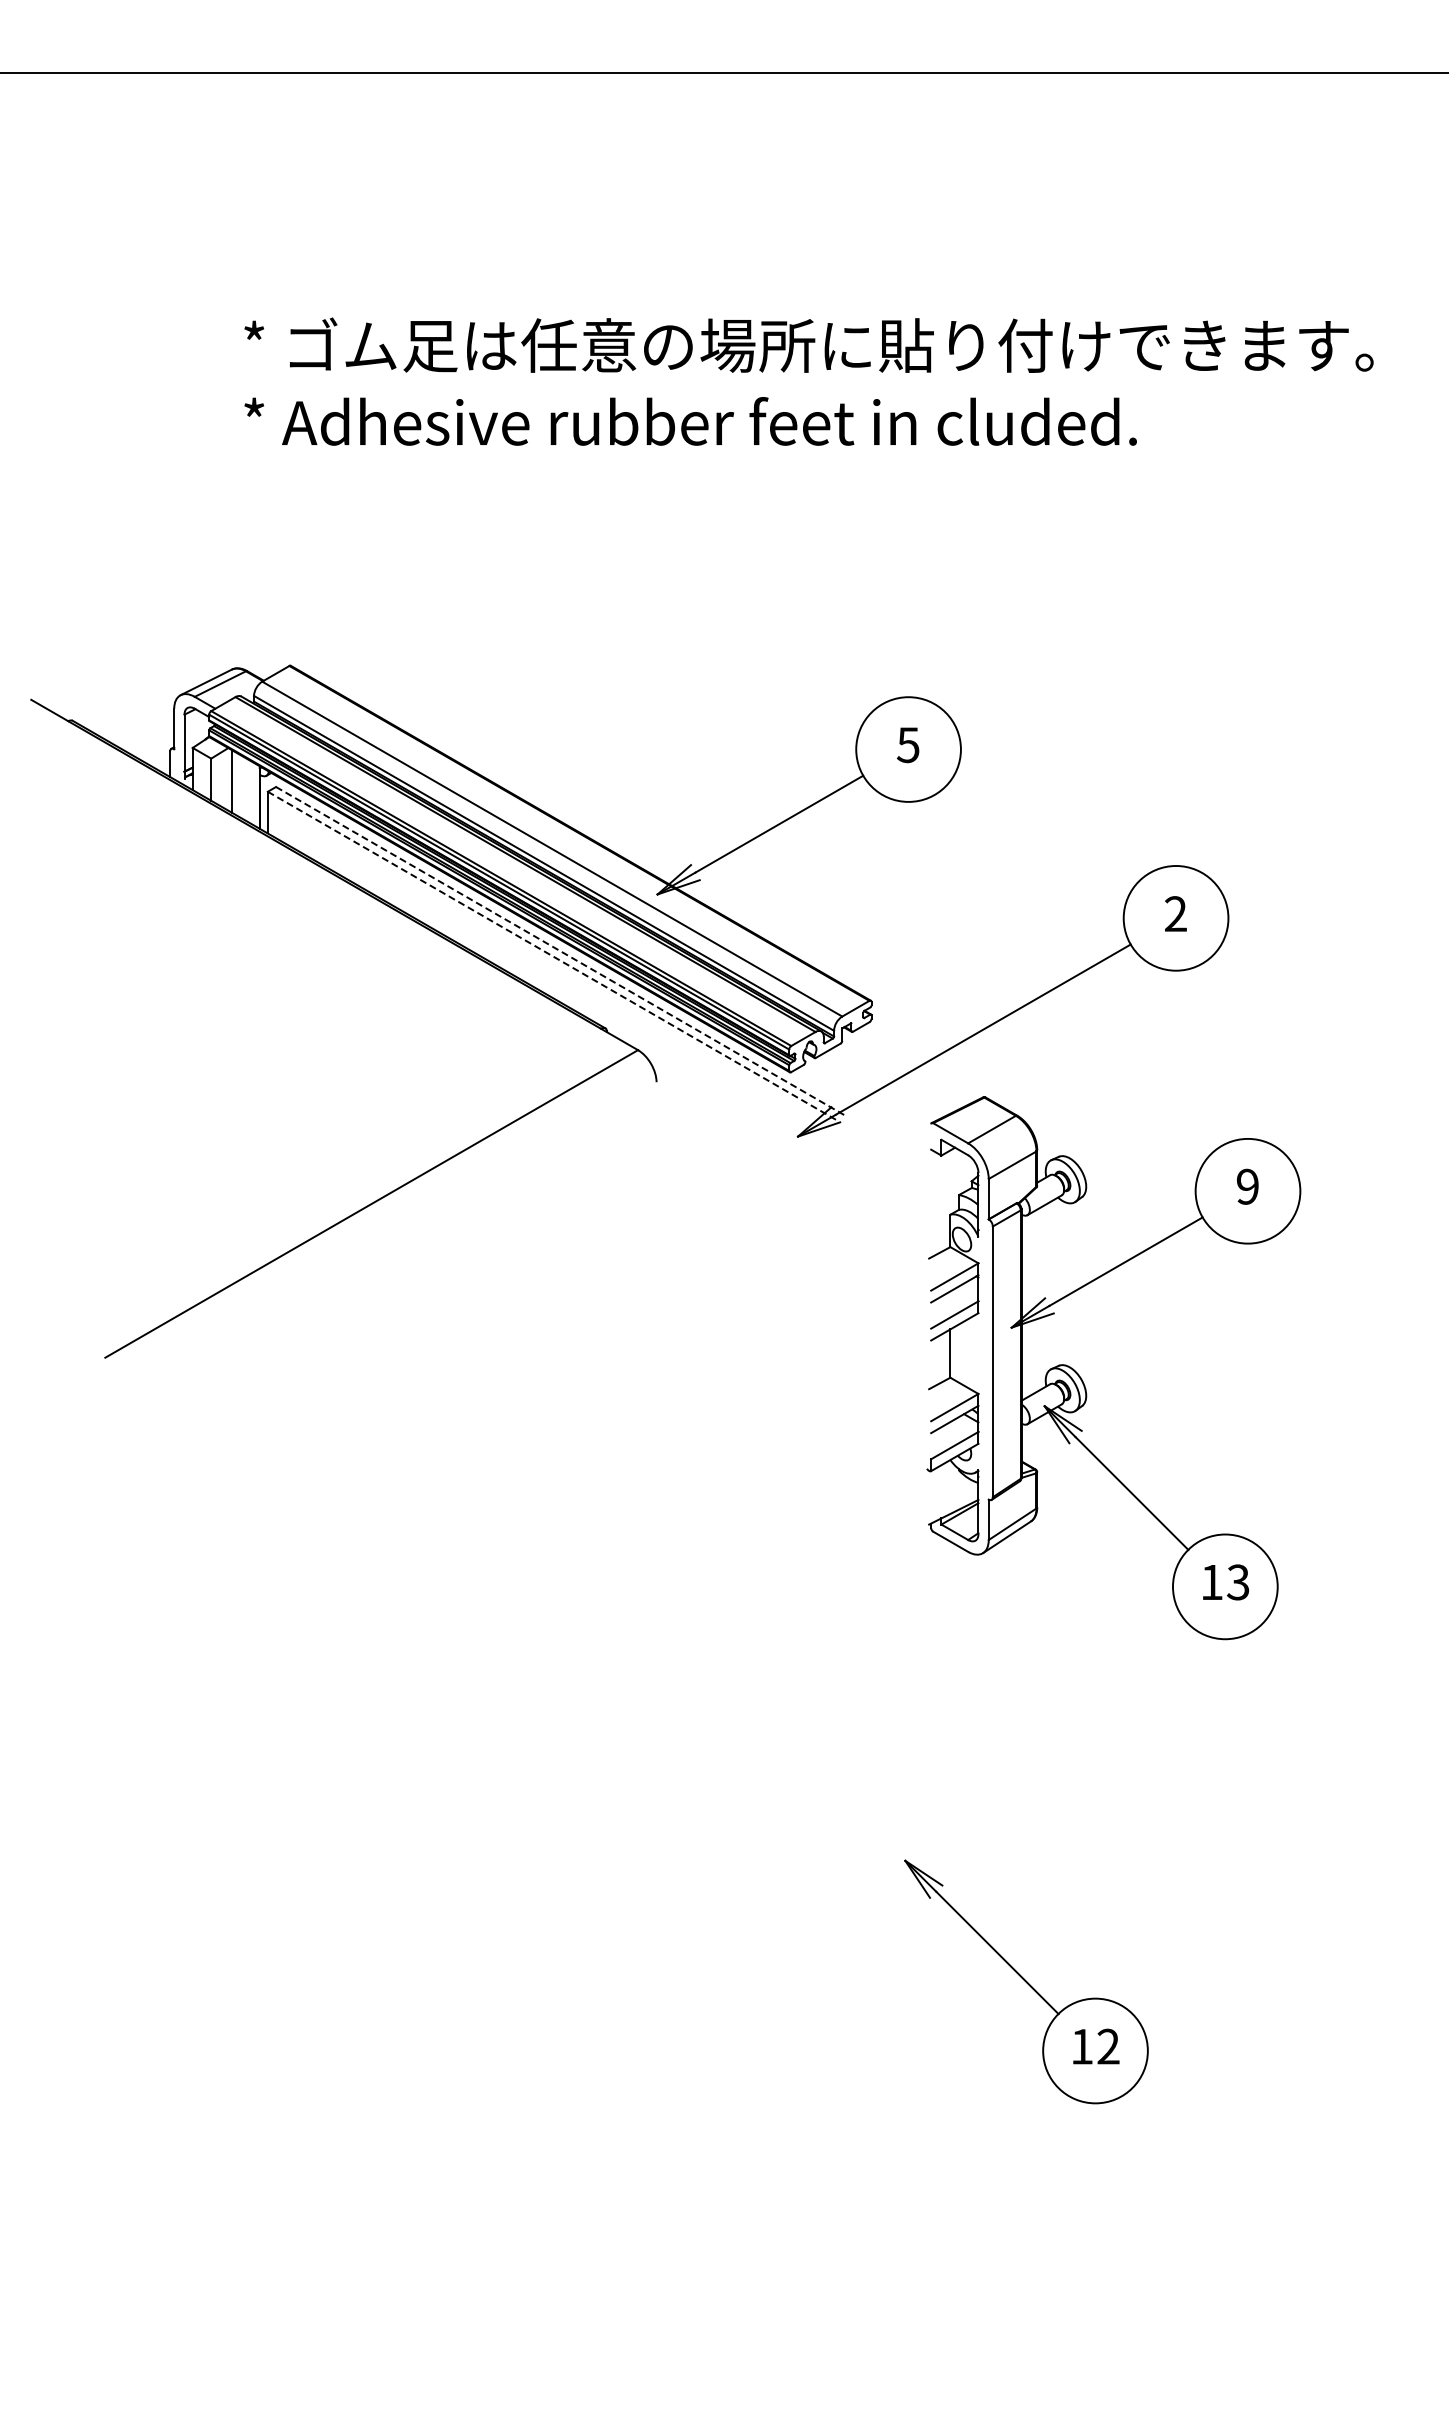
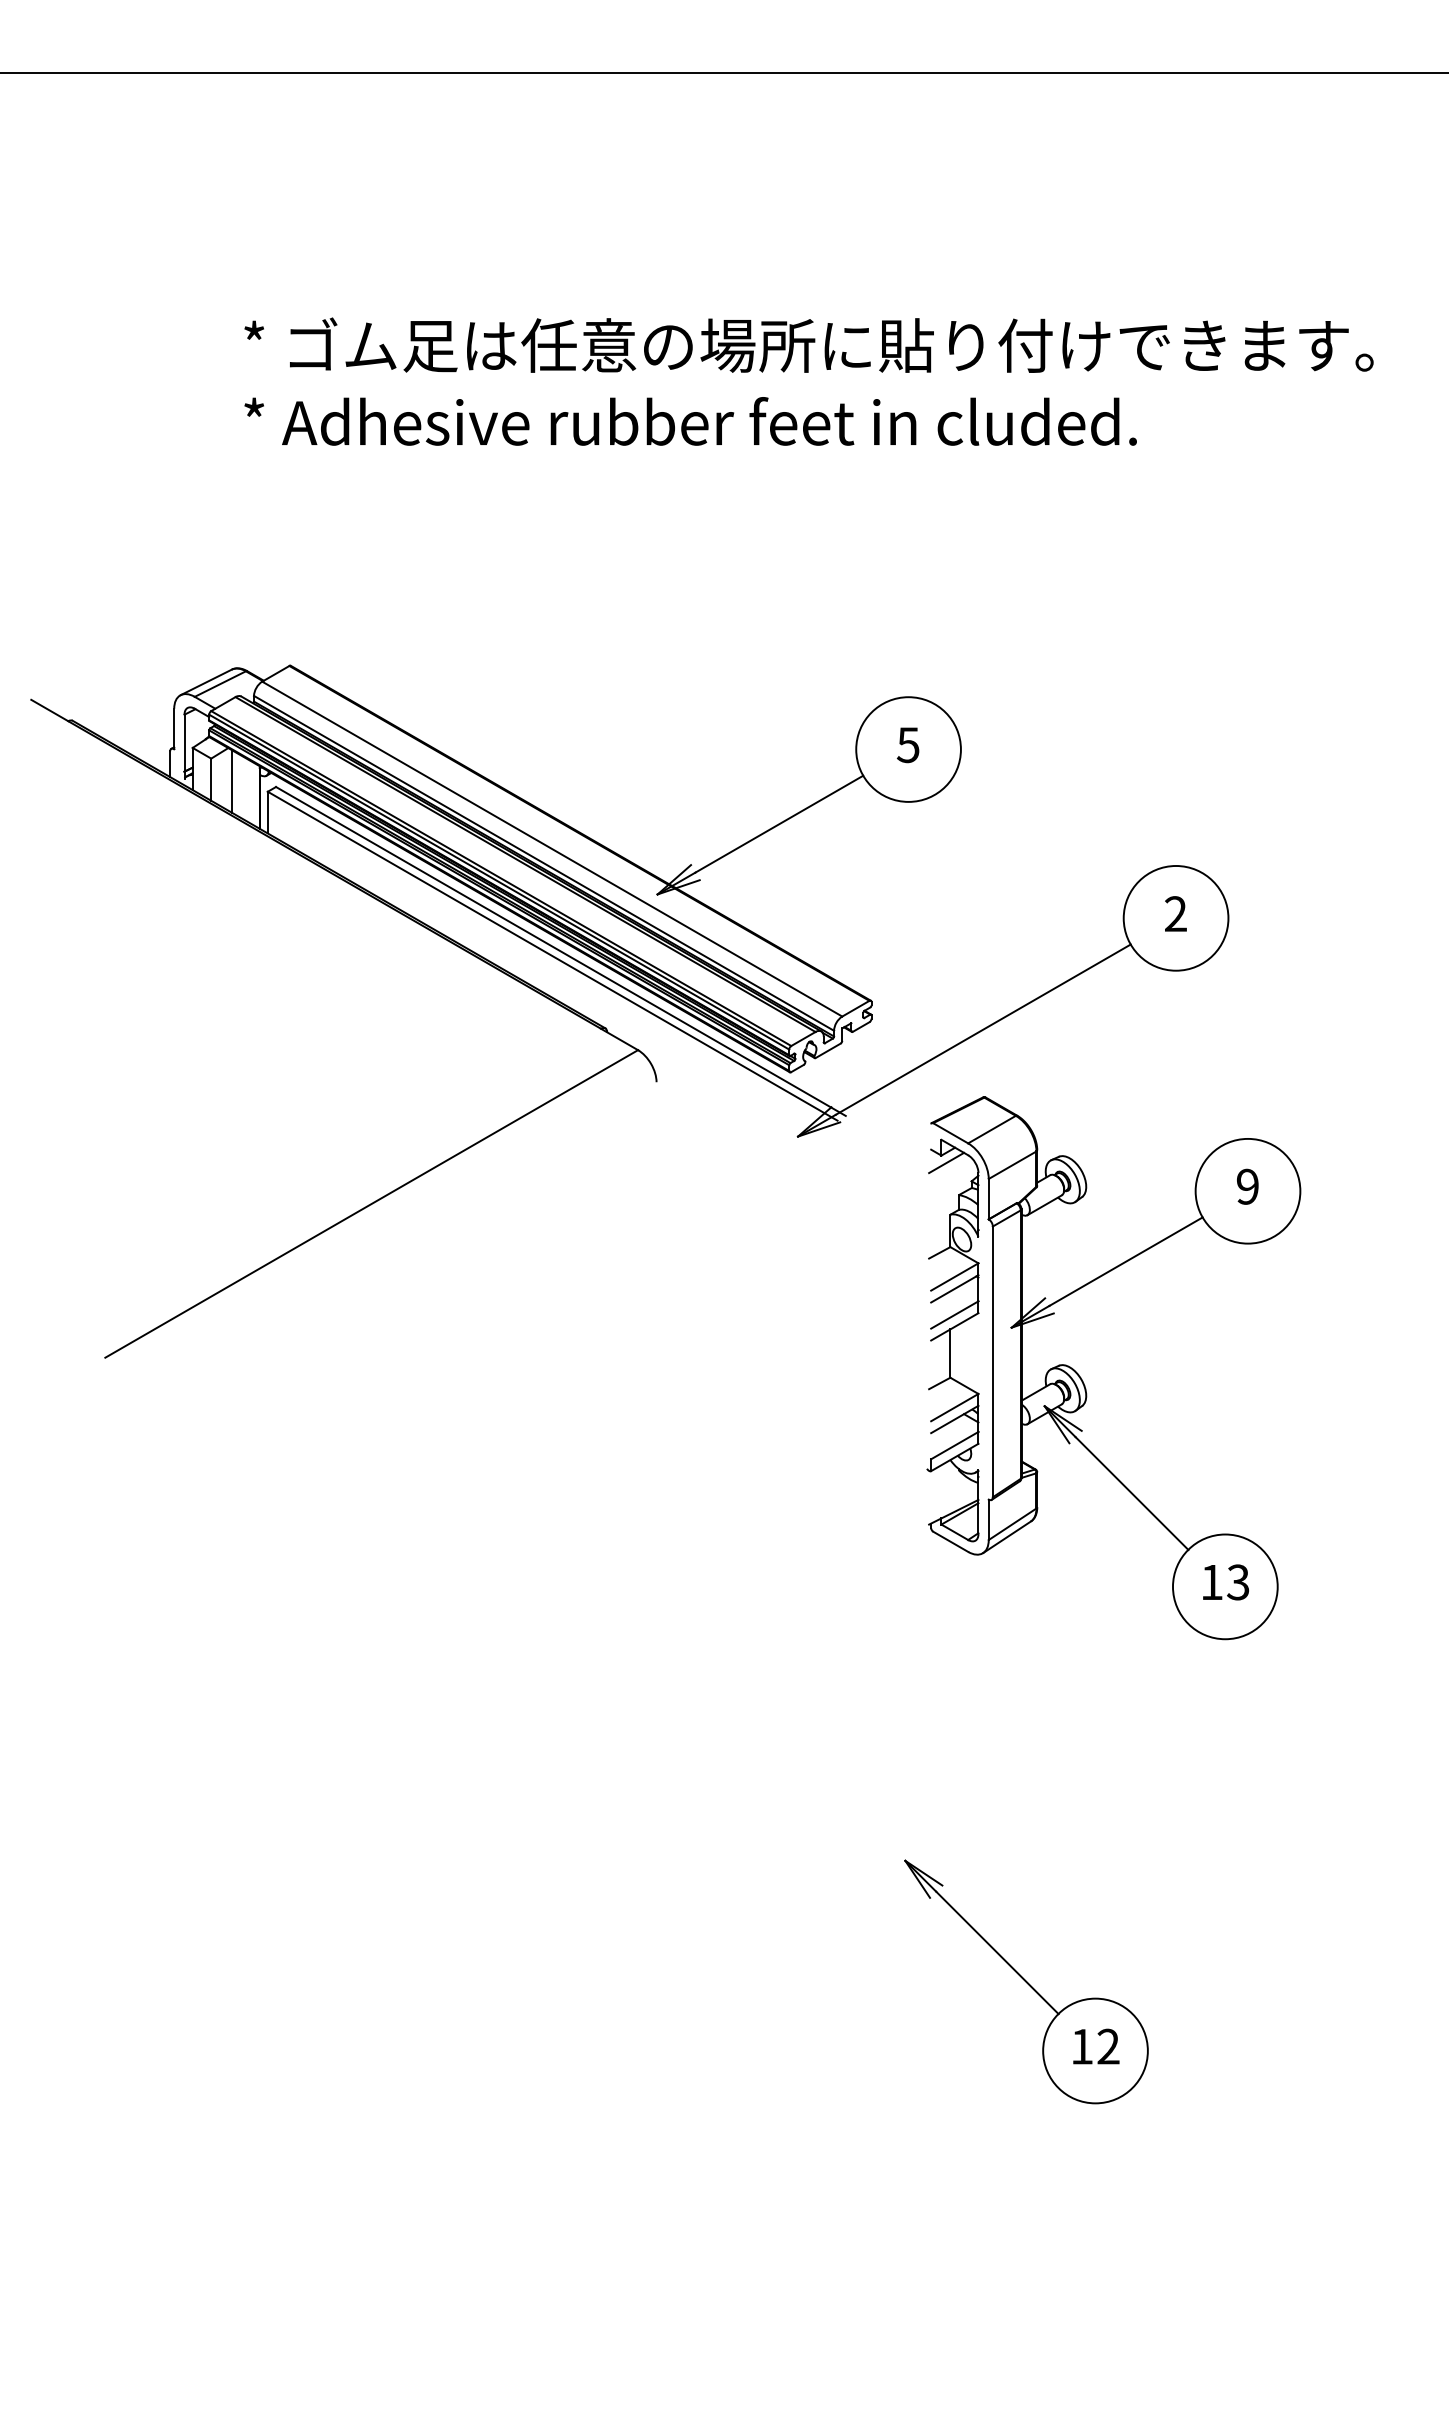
line: dashed -> solid (560, 951)
line: dashed -> solid (552, 956)
line: none -> present (946, 1162)
